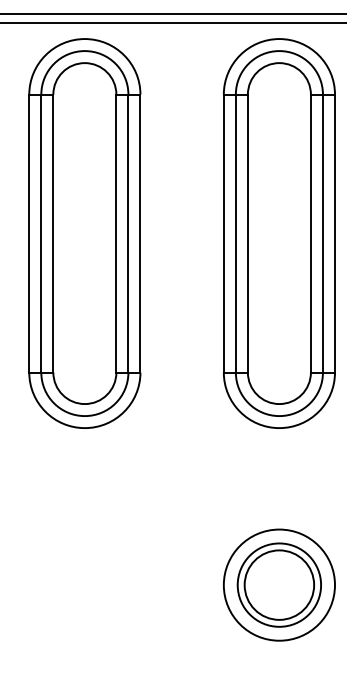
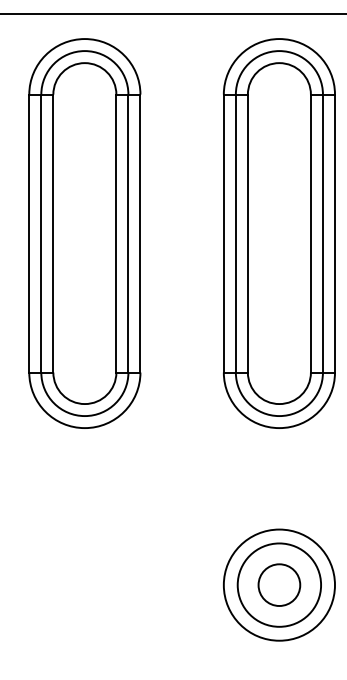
line: present -> none (172, 23)
circle diameter: 69 px -> 42 px (279, 584)
